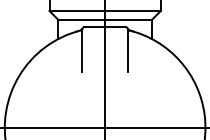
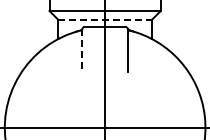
line: solid -> dashed (105, 19)
line: solid -> dashed (82, 50)
